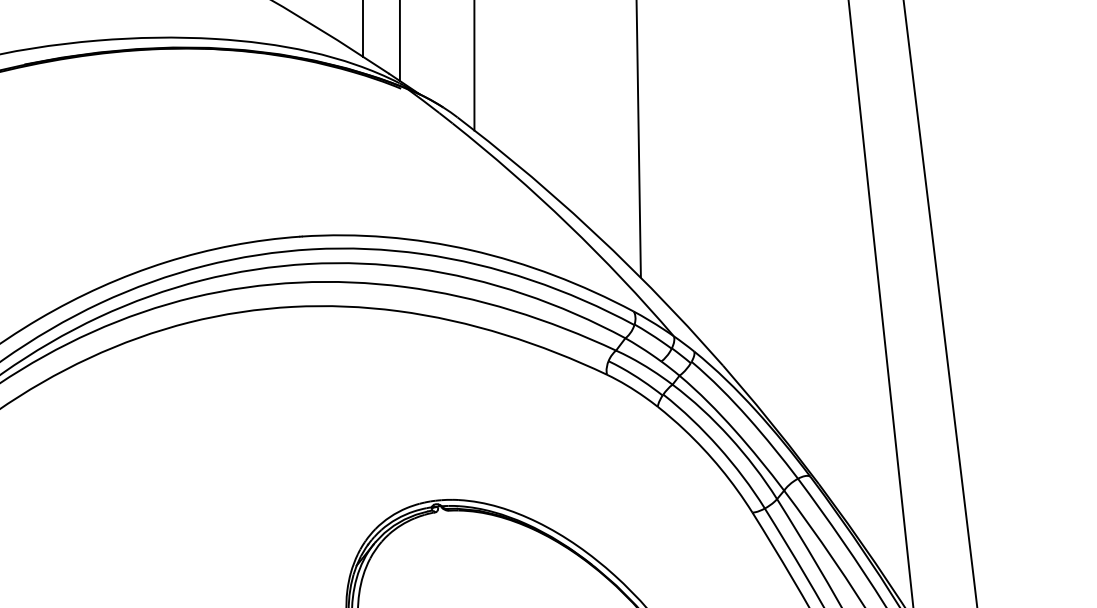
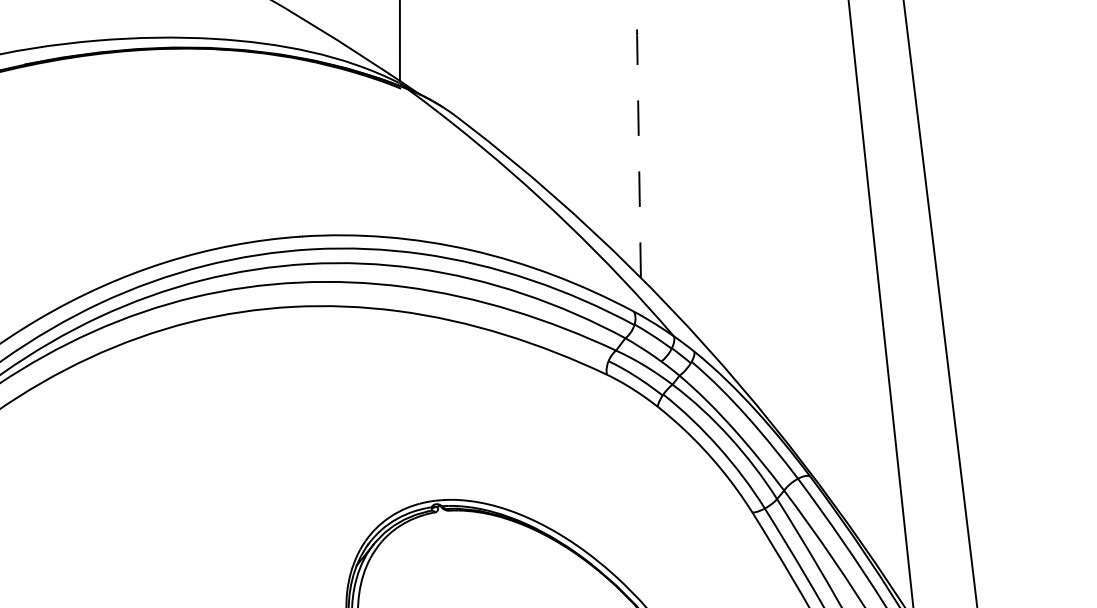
line: present -> none (362, 29)
line: present -> none (474, 66)
arc: solid -> dashed (638, 138)
